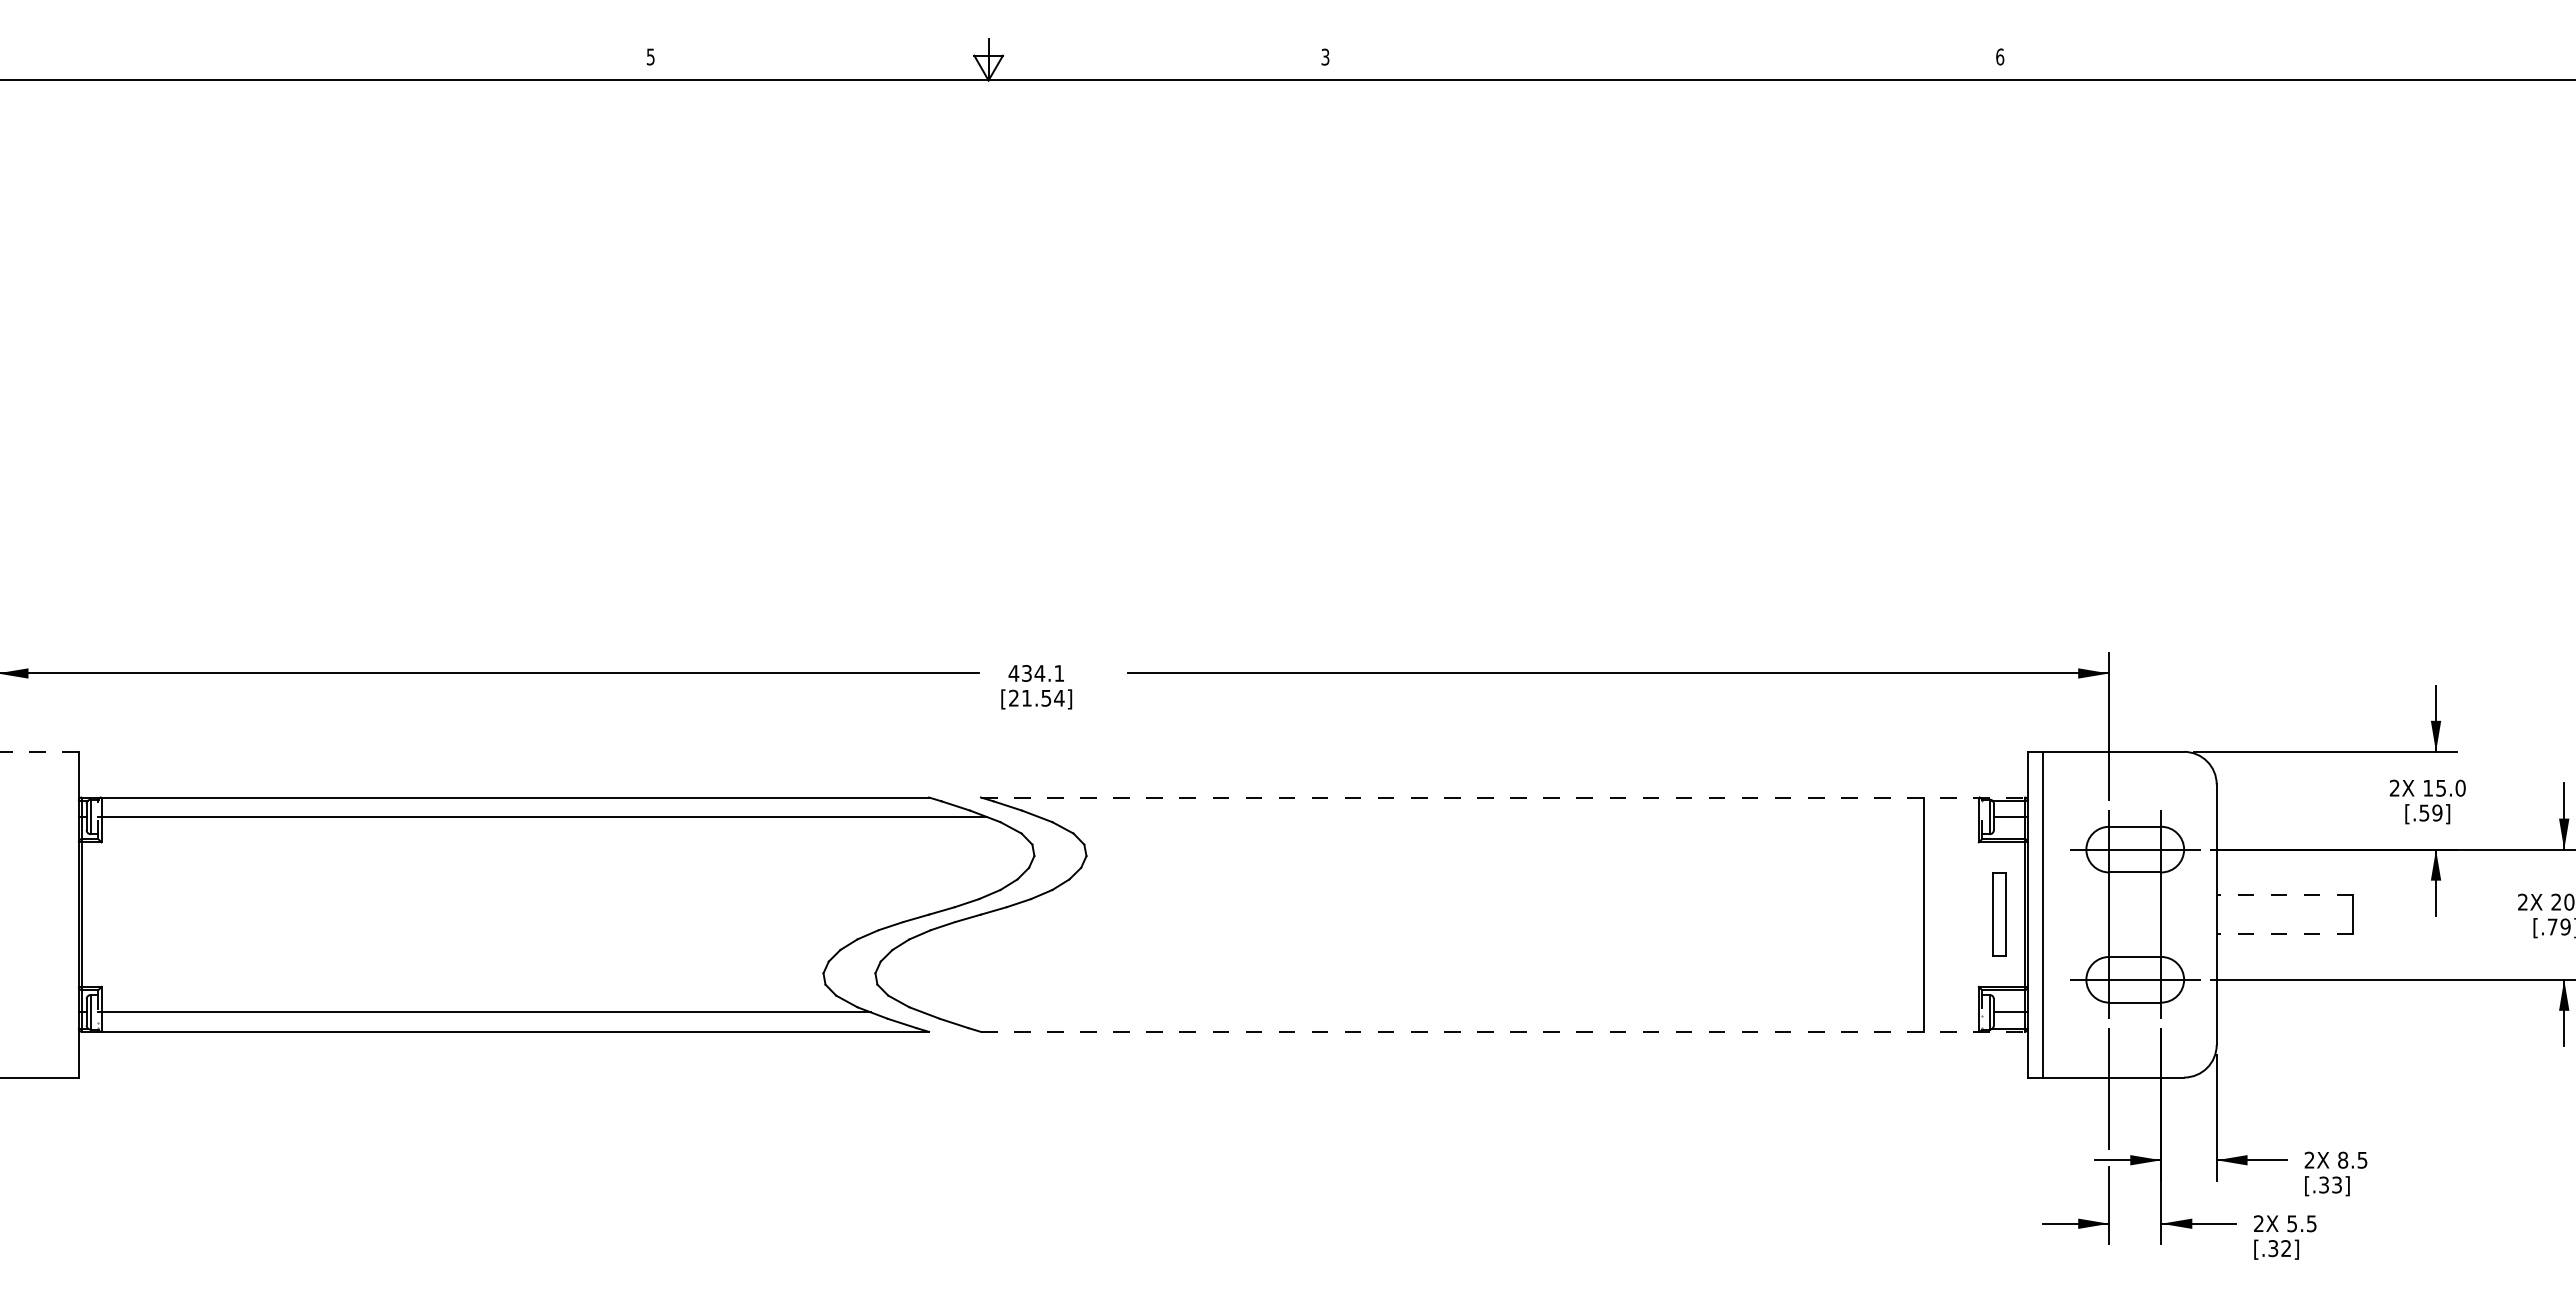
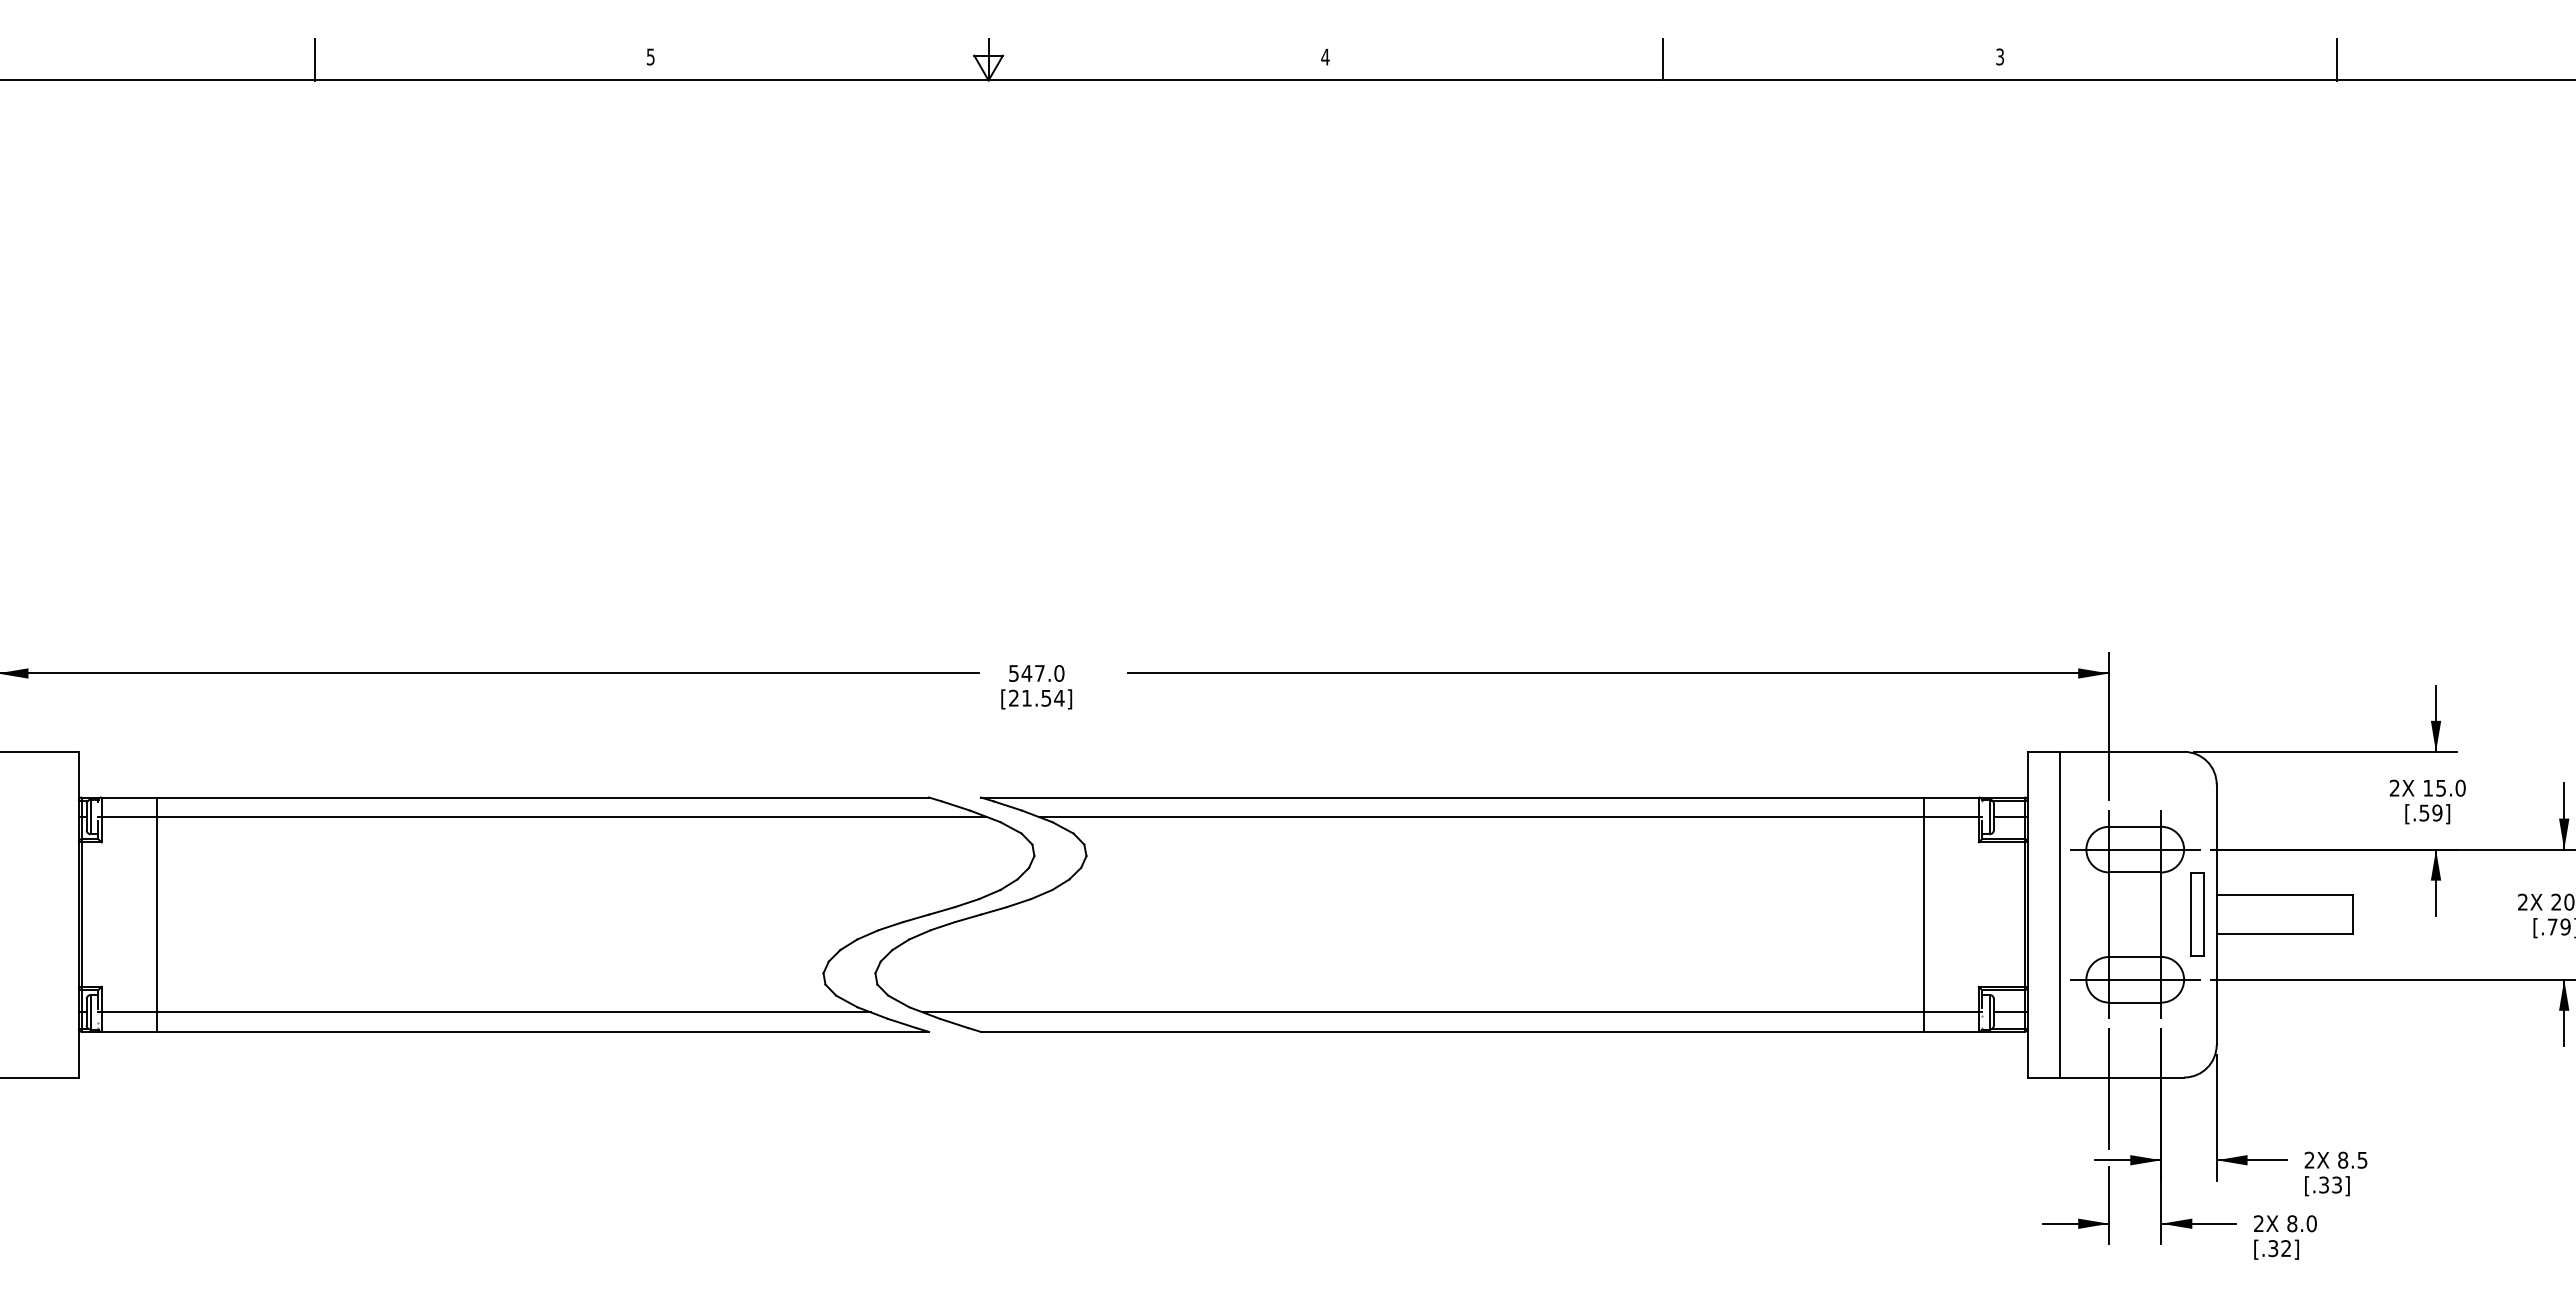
text: 3 -> 4 (1325, 56)
text: 6 -> 3 (2000, 56)
line: none -> present (314, 59)
line: none -> present (1663, 59)
line: none -> present (2337, 59)
text: 434.1 -> 547.0 (1036, 673)
line: dashed -> solid (39, 751)
line: dashed -> solid (1502, 797)
line: none -> present (1510, 817)
line: dashed -> solid (2284, 894)
line: none -> present (156, 914)
part position: (1999, 914) -> (2197, 914) (2197, 914)
line position: (2043, 914) -> (2060, 914) (2060, 914)
line: dashed -> solid (2284, 934)
line: none -> present (1452, 1012)
line: dashed -> solid (1502, 1031)
text: 5.5 -> 8.0 (2301, 1223)
